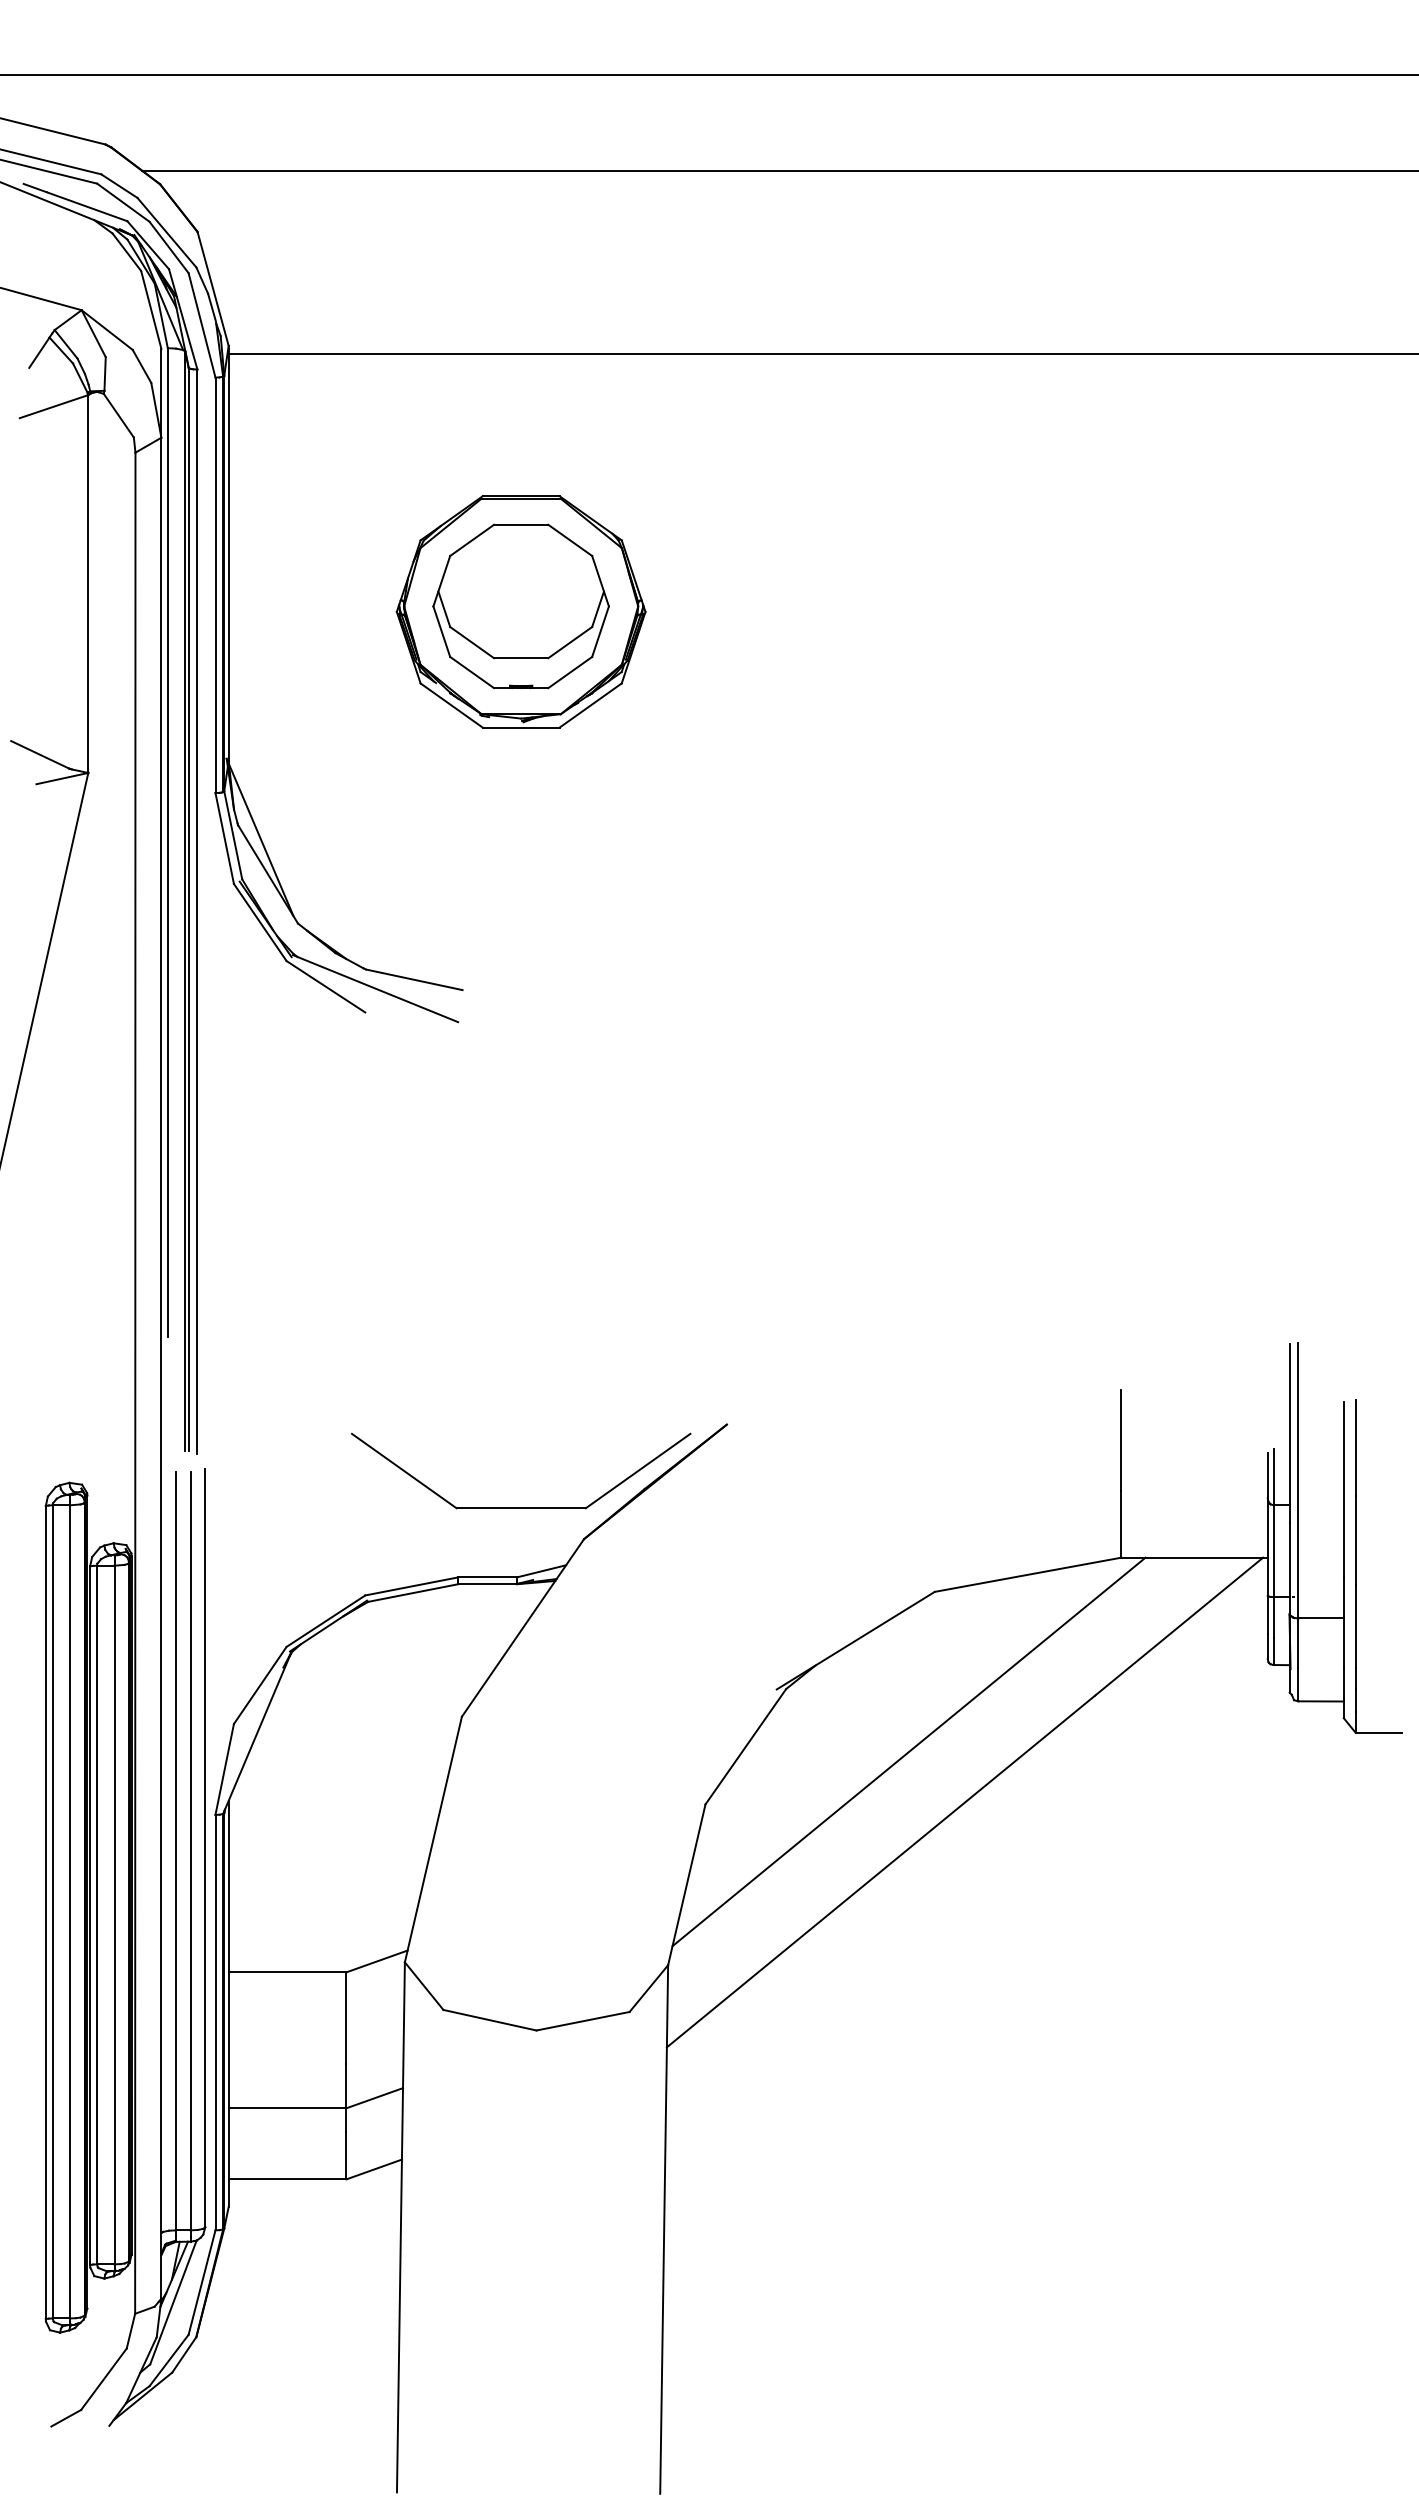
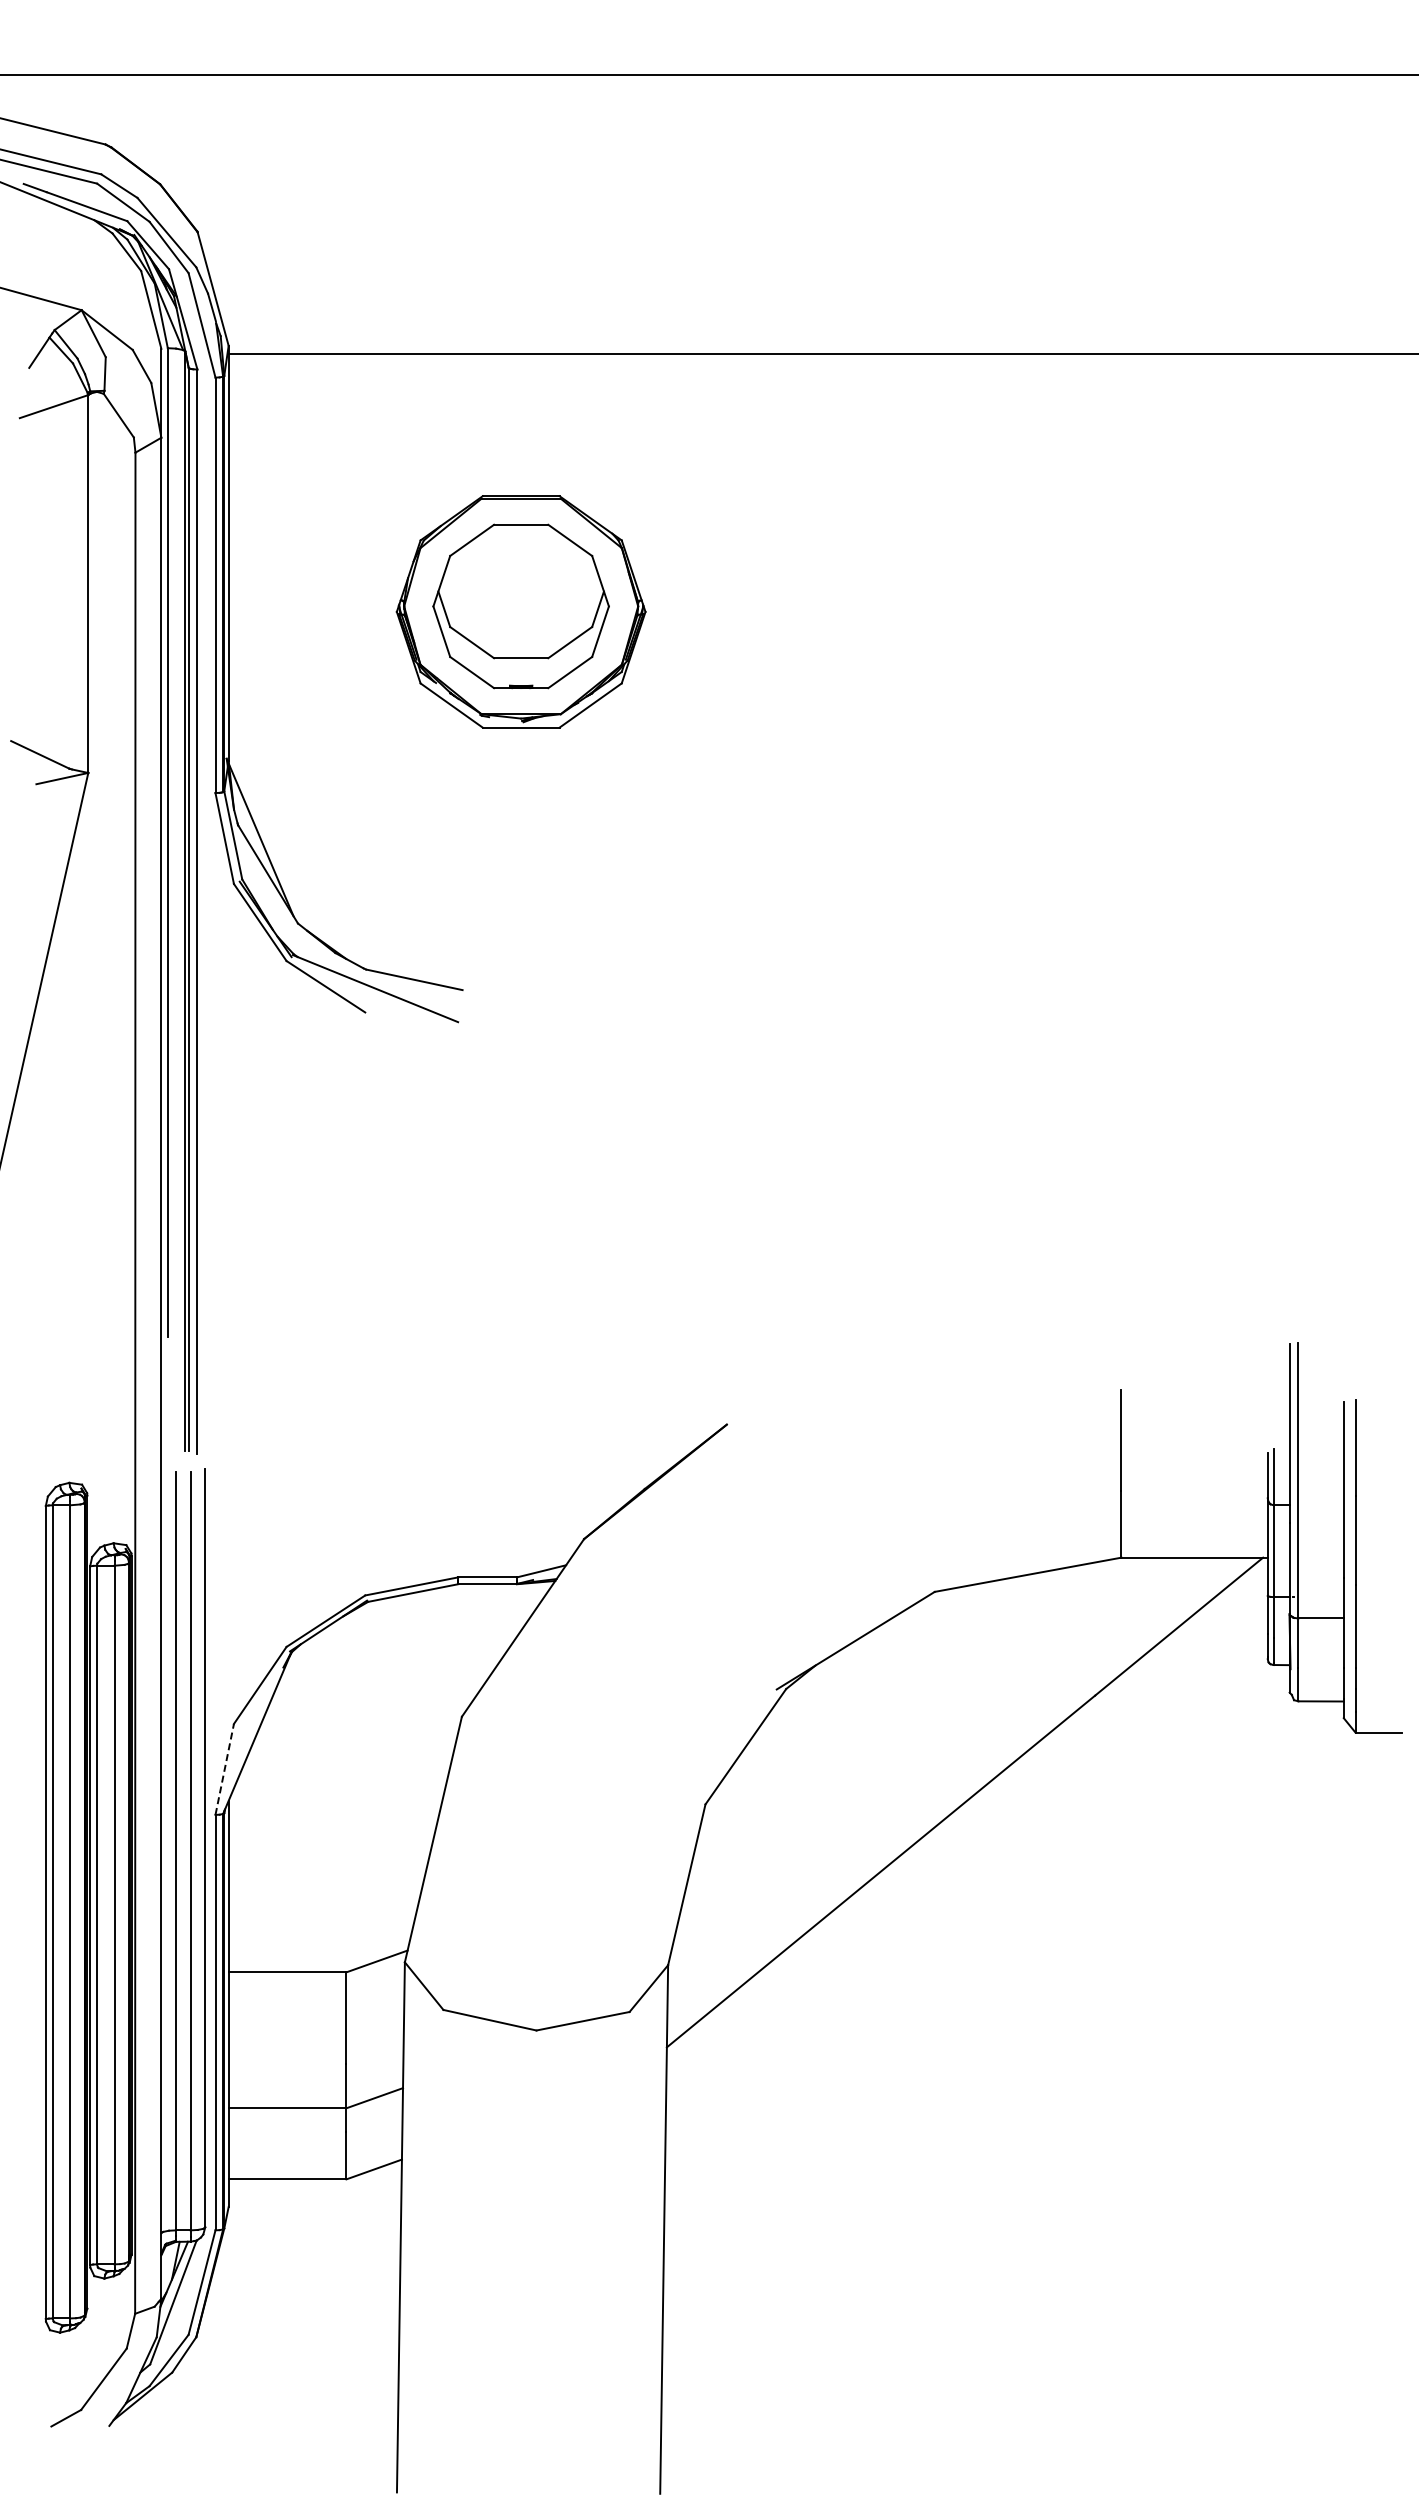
line: present -> none (778, 170)
part: present -> none (521, 1507)
line: present -> none (908, 1751)
line: solid -> dashed (224, 1768)
